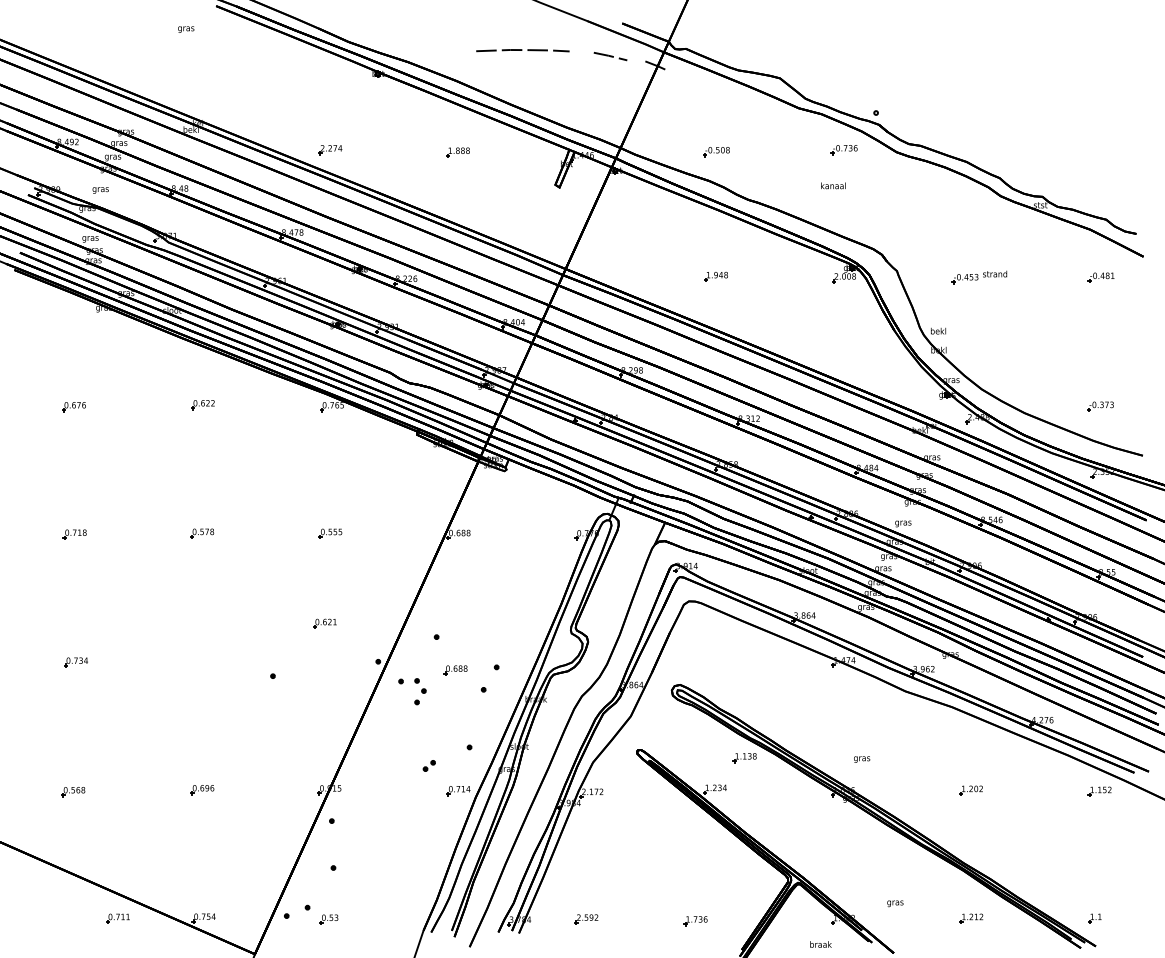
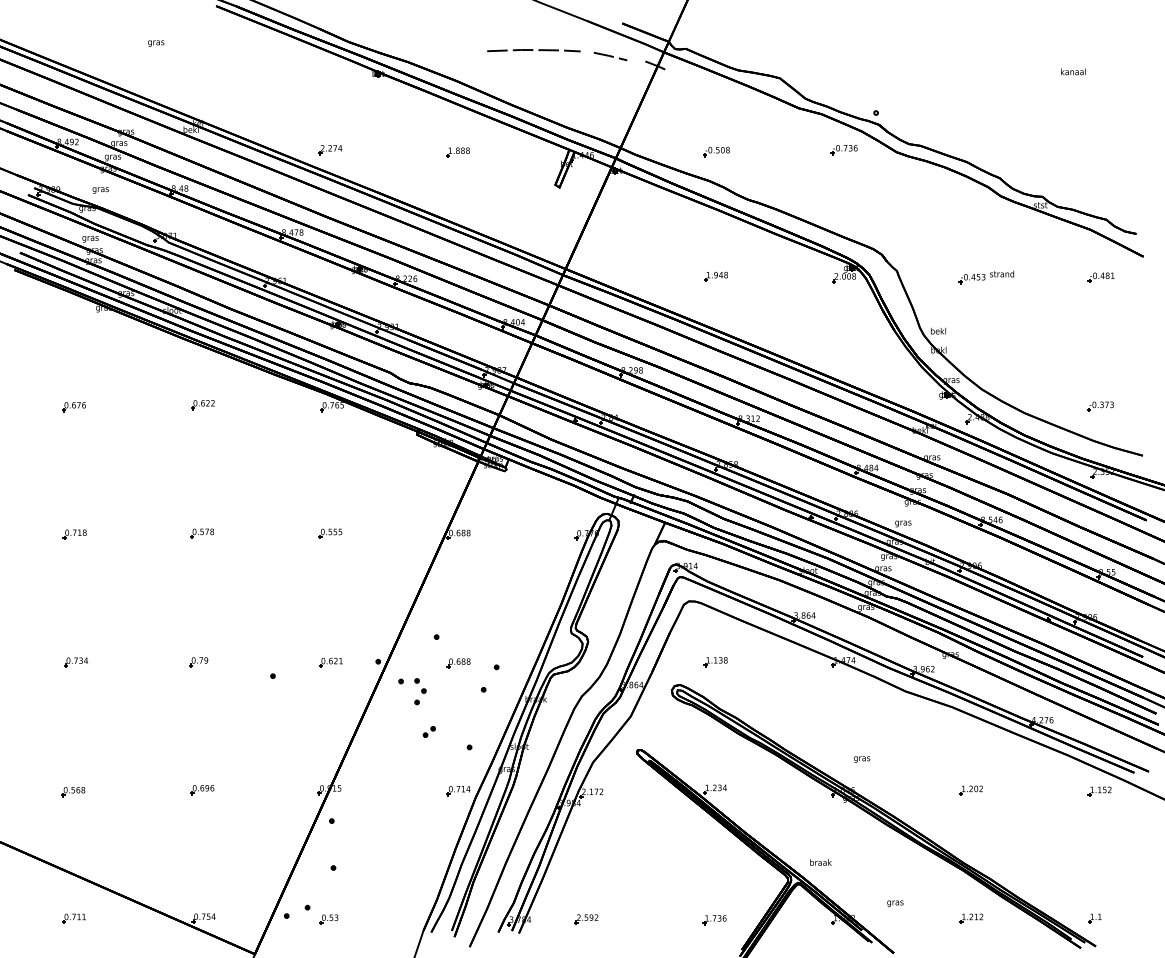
text position: (186, 29) -> (156, 43) (156, 43)
line position: (522, 50) -> (533, 50) (533, 50)
text position: (833, 185) -> (1073, 71) (1073, 71)
part position: (979, 277) -> (986, 277) (986, 277)
part position: (324, 623) -> (330, 662) (330, 662)
part: none -> present (198, 662)
part position: (455, 670) -> (458, 663) (458, 663)
part position: (744, 758) -> (715, 662) (715, 662)
part position: (428, 765) -> (428, 731) (428, 731)
part position: (117, 918) -> (73, 918) (73, 918)
part position: (695, 921) -> (714, 920) (714, 920)
text position: (820, 944) -> (820, 862) (820, 862)
